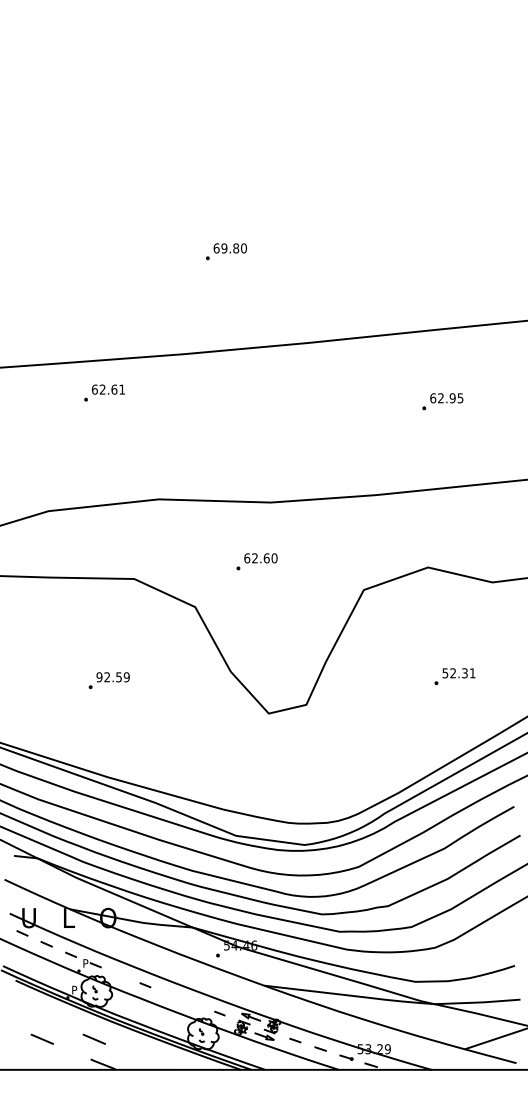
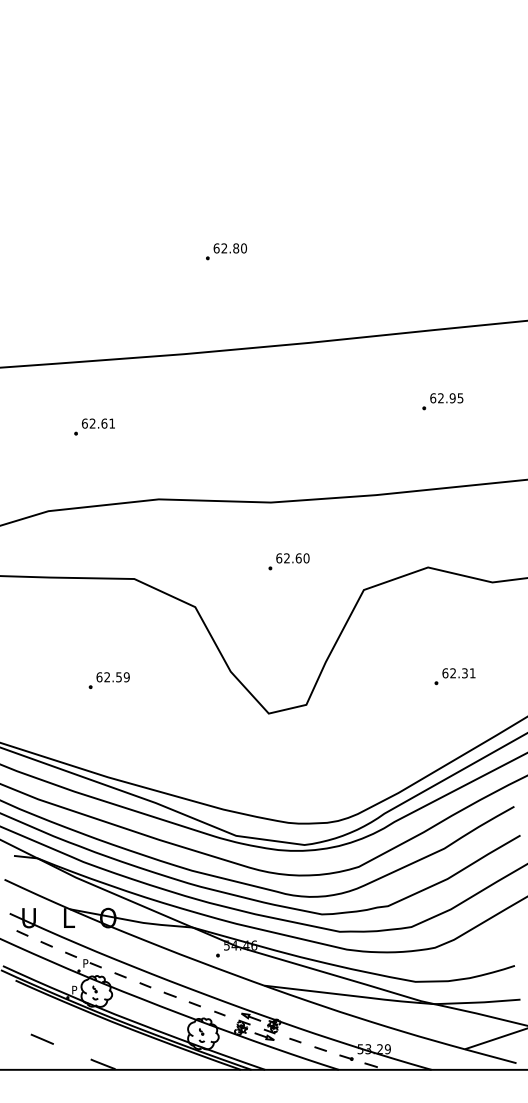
text: 69.80 -> 62.80 (224, 248)
part position: (104, 392) -> (94, 426) (94, 426)
part position: (256, 561) -> (288, 561) (288, 561)
text: 52.31 -> 62.31 (445, 673)
text: 92.59 -> 62.59 (99, 677)
line: none -> present (120, 975)
line: none -> present (169, 994)
line: none -> present (194, 1004)
line: present -> none (93, 1038)
